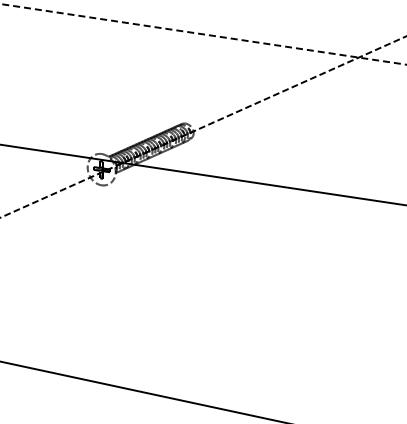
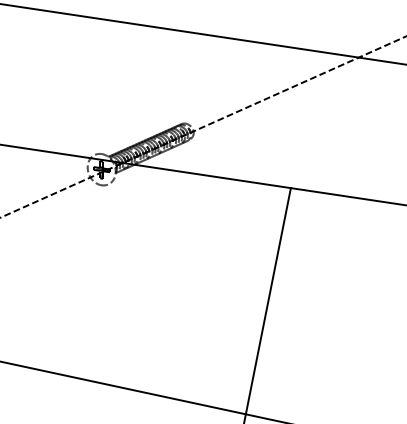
line: dashed -> solid (203, 34)
line: none -> present (267, 304)
